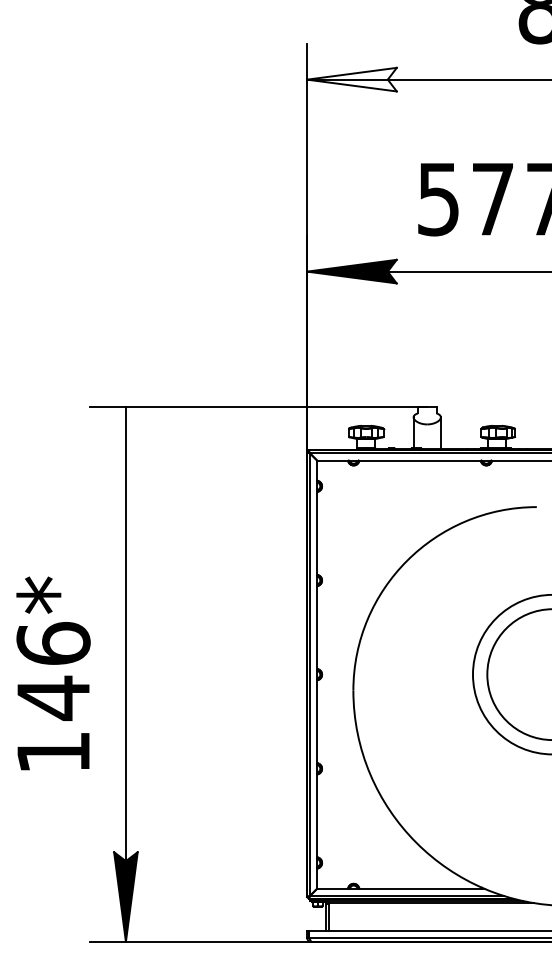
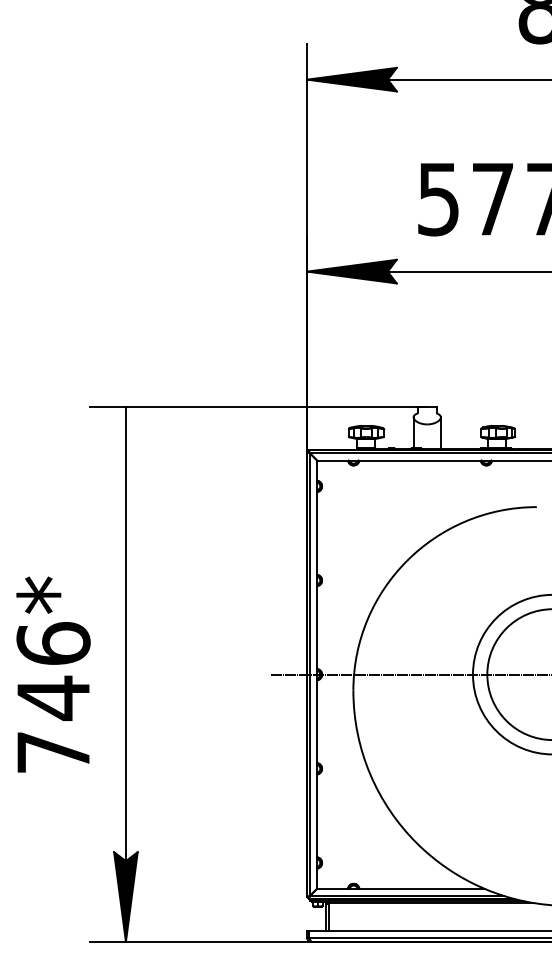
fill: none -> present (351, 79)
line: none -> present (409, 674)
text: 146* -> 746* (53, 752)
